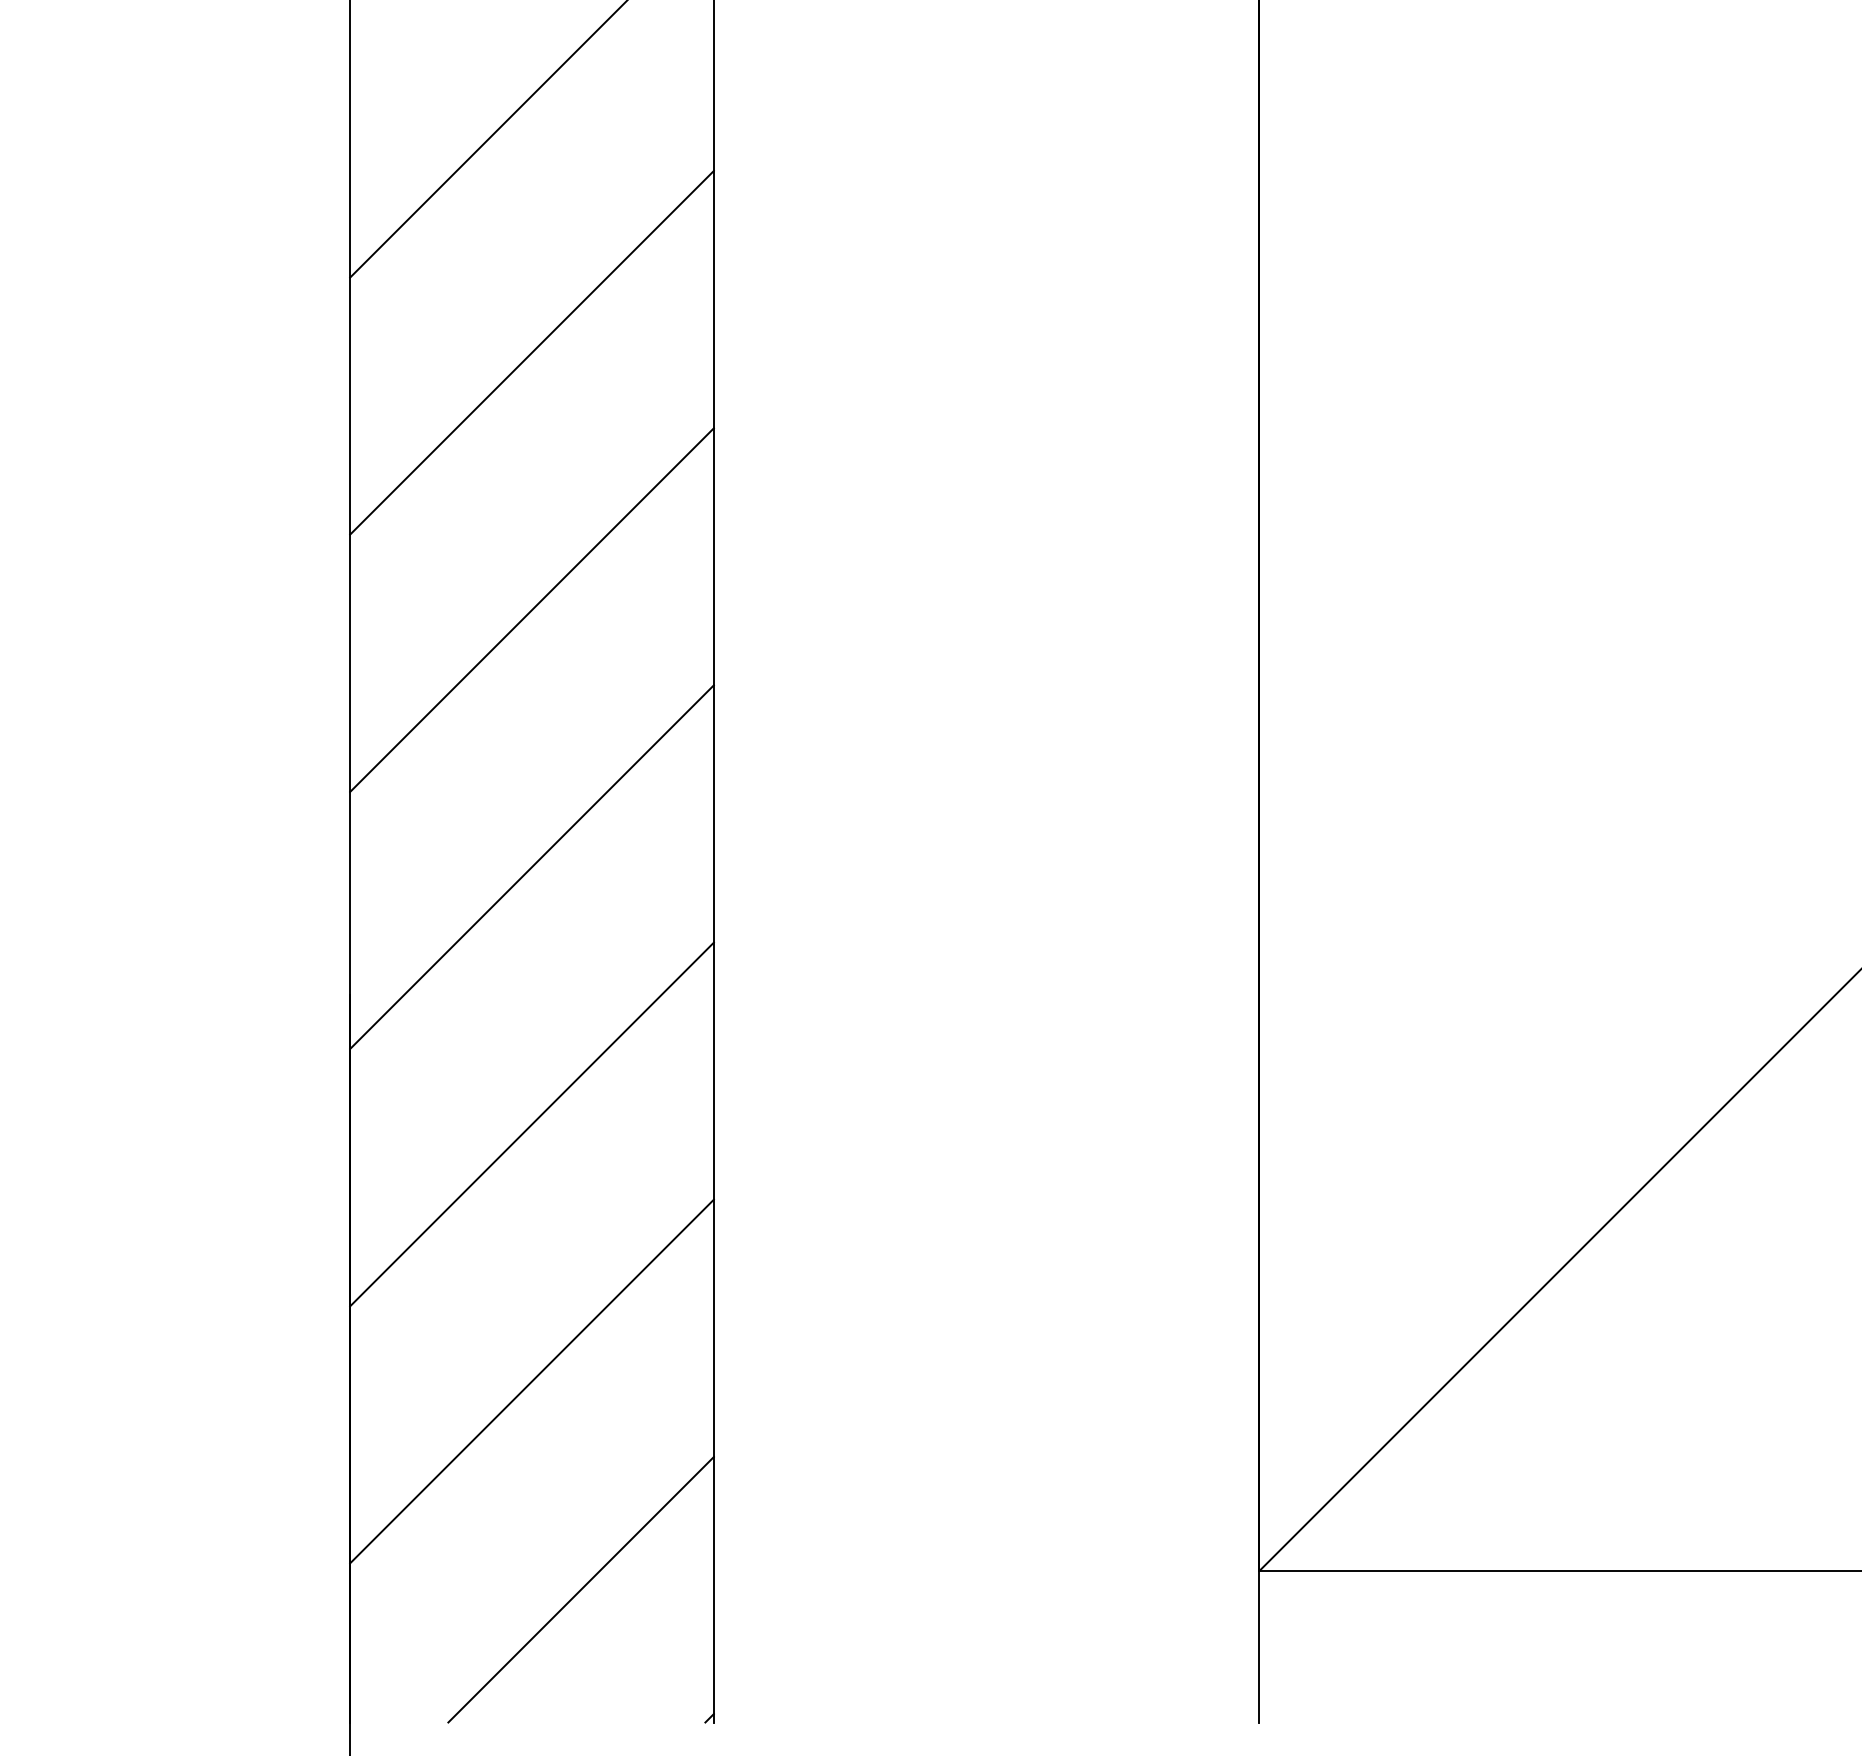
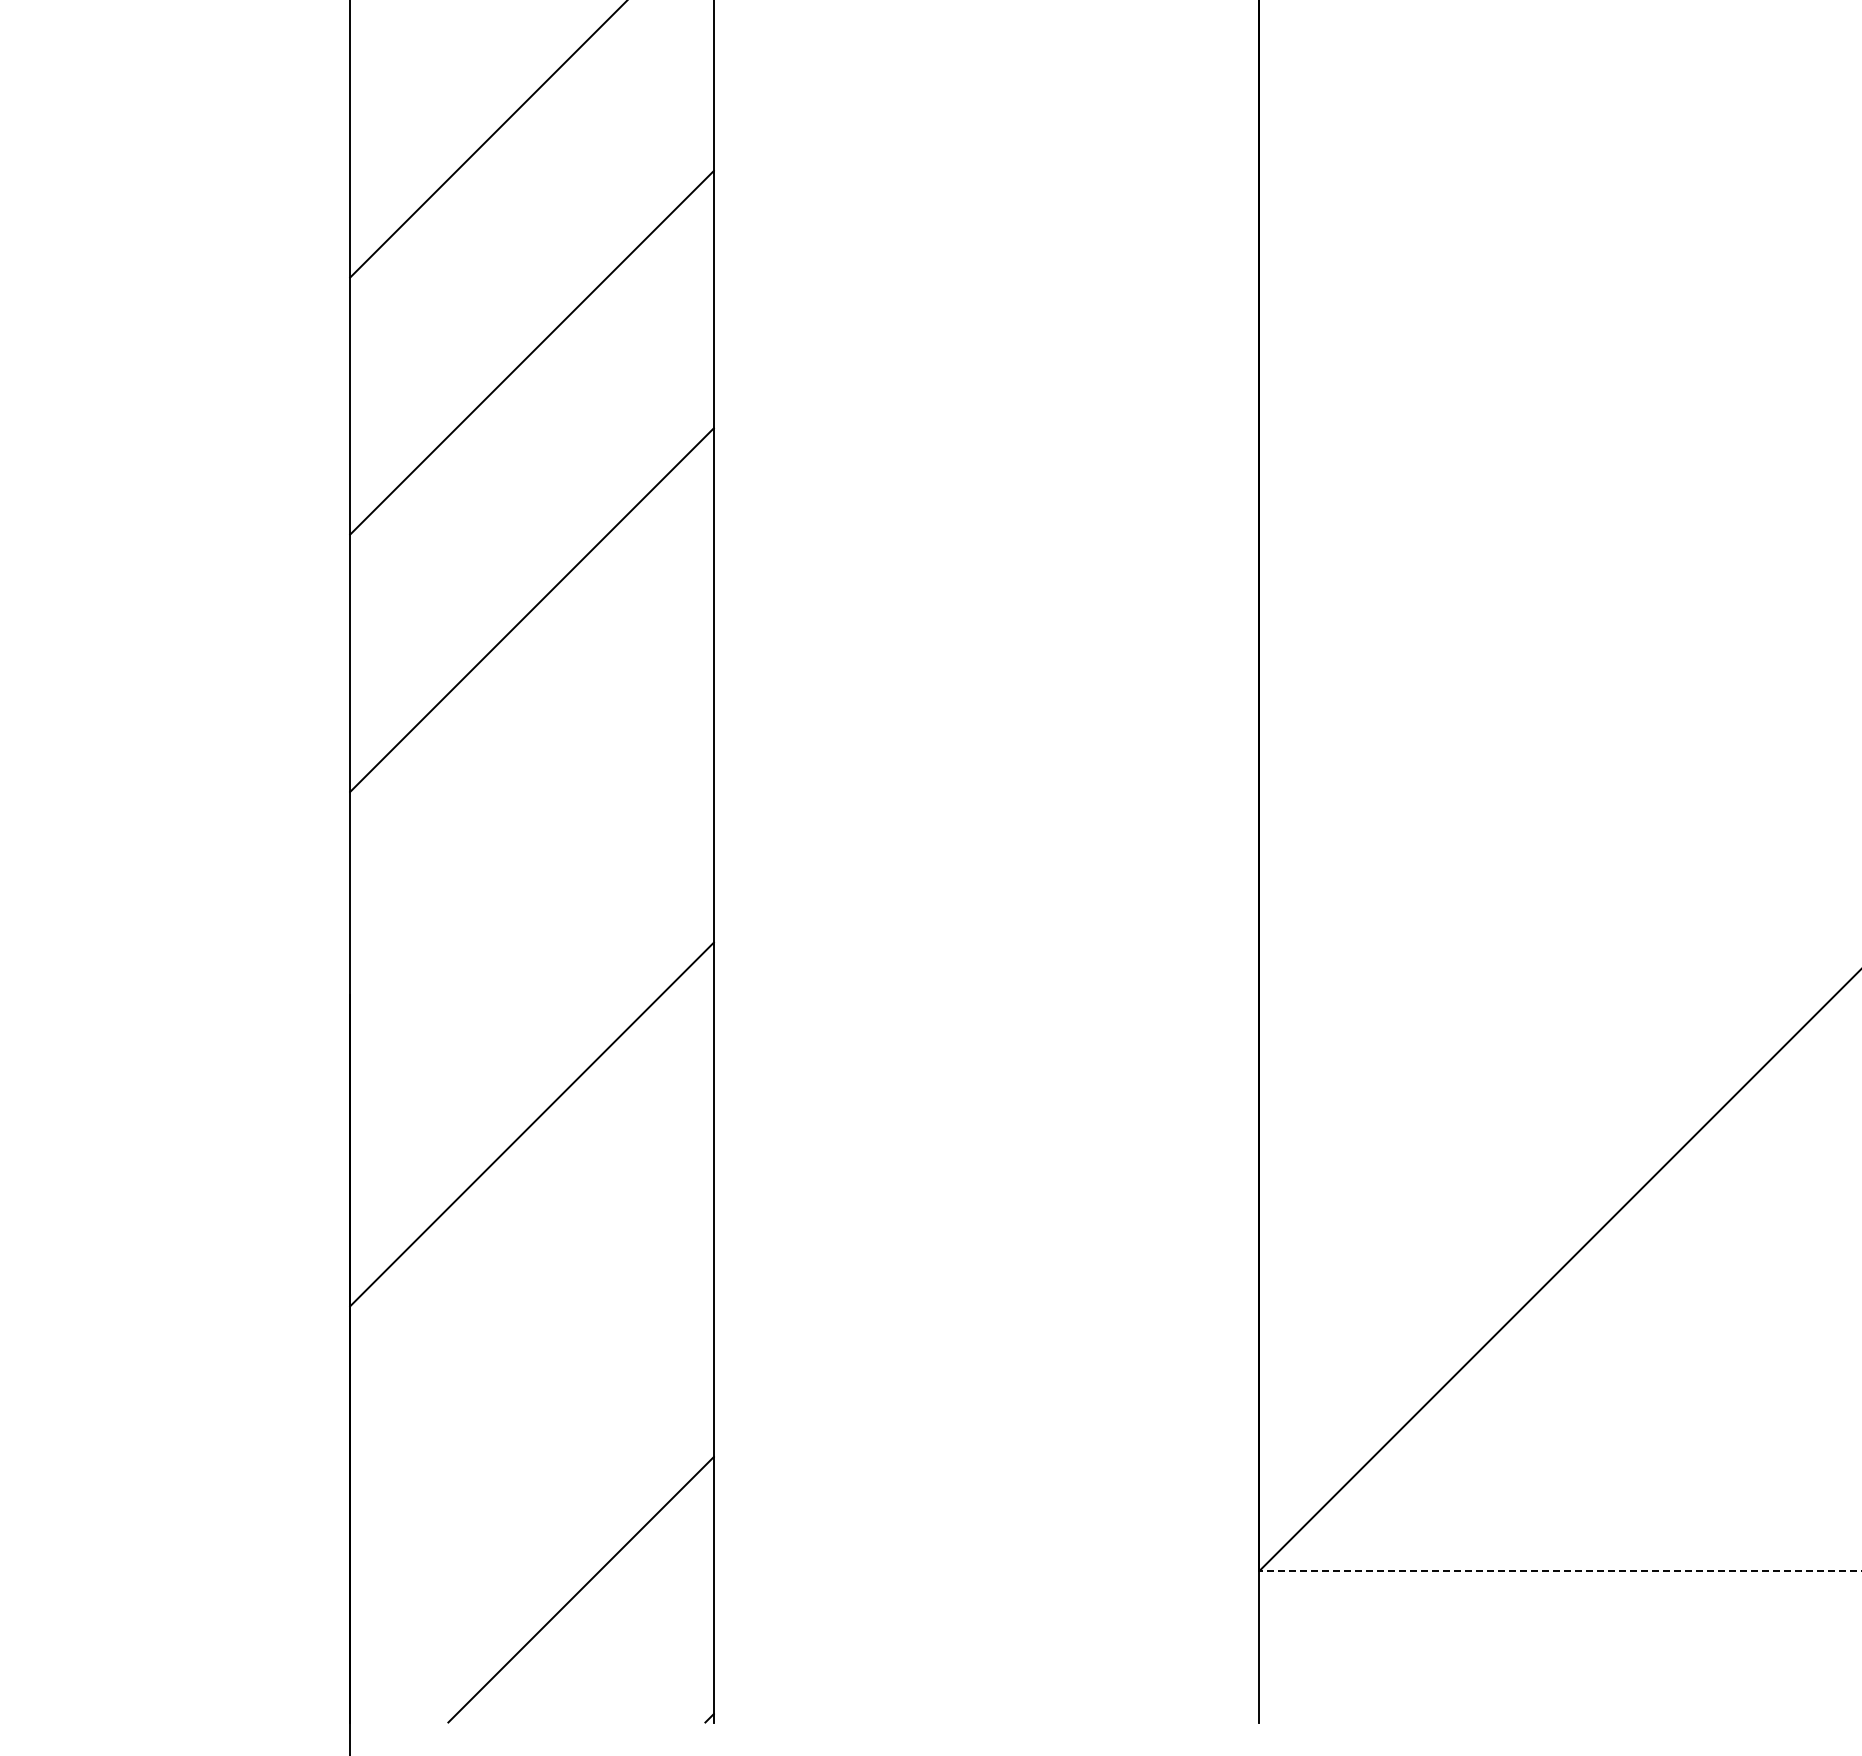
line: present -> none (531, 867)
line: present -> none (531, 1381)
line: solid -> dashed (1560, 1570)
